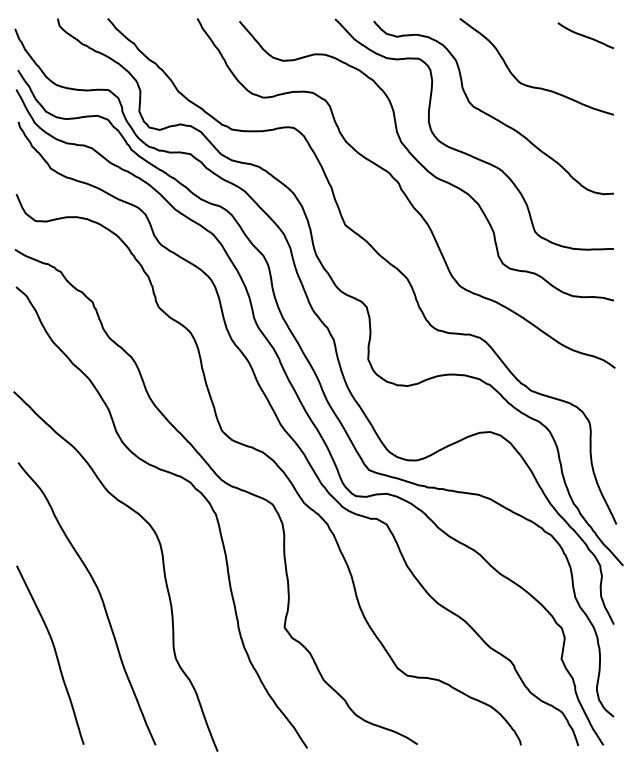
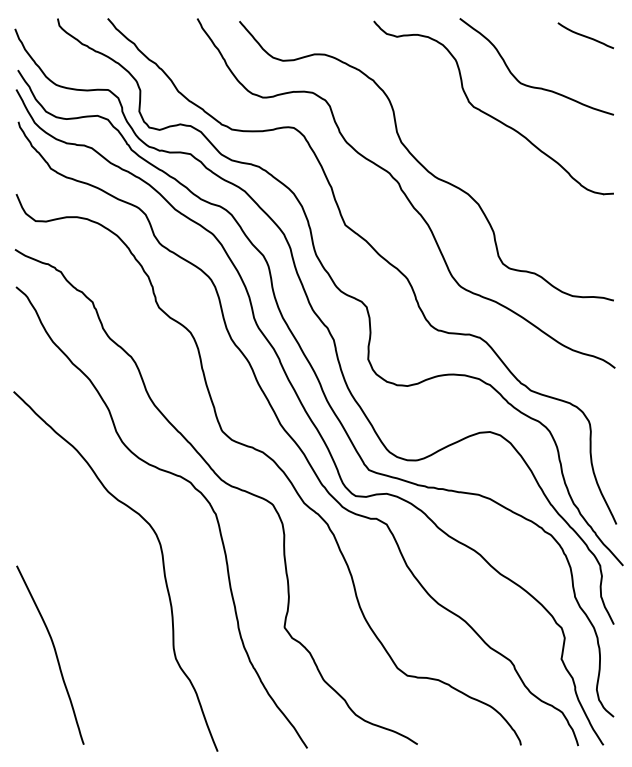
curve: present -> none (468, 153)
curve: present -> none (100, 598)
